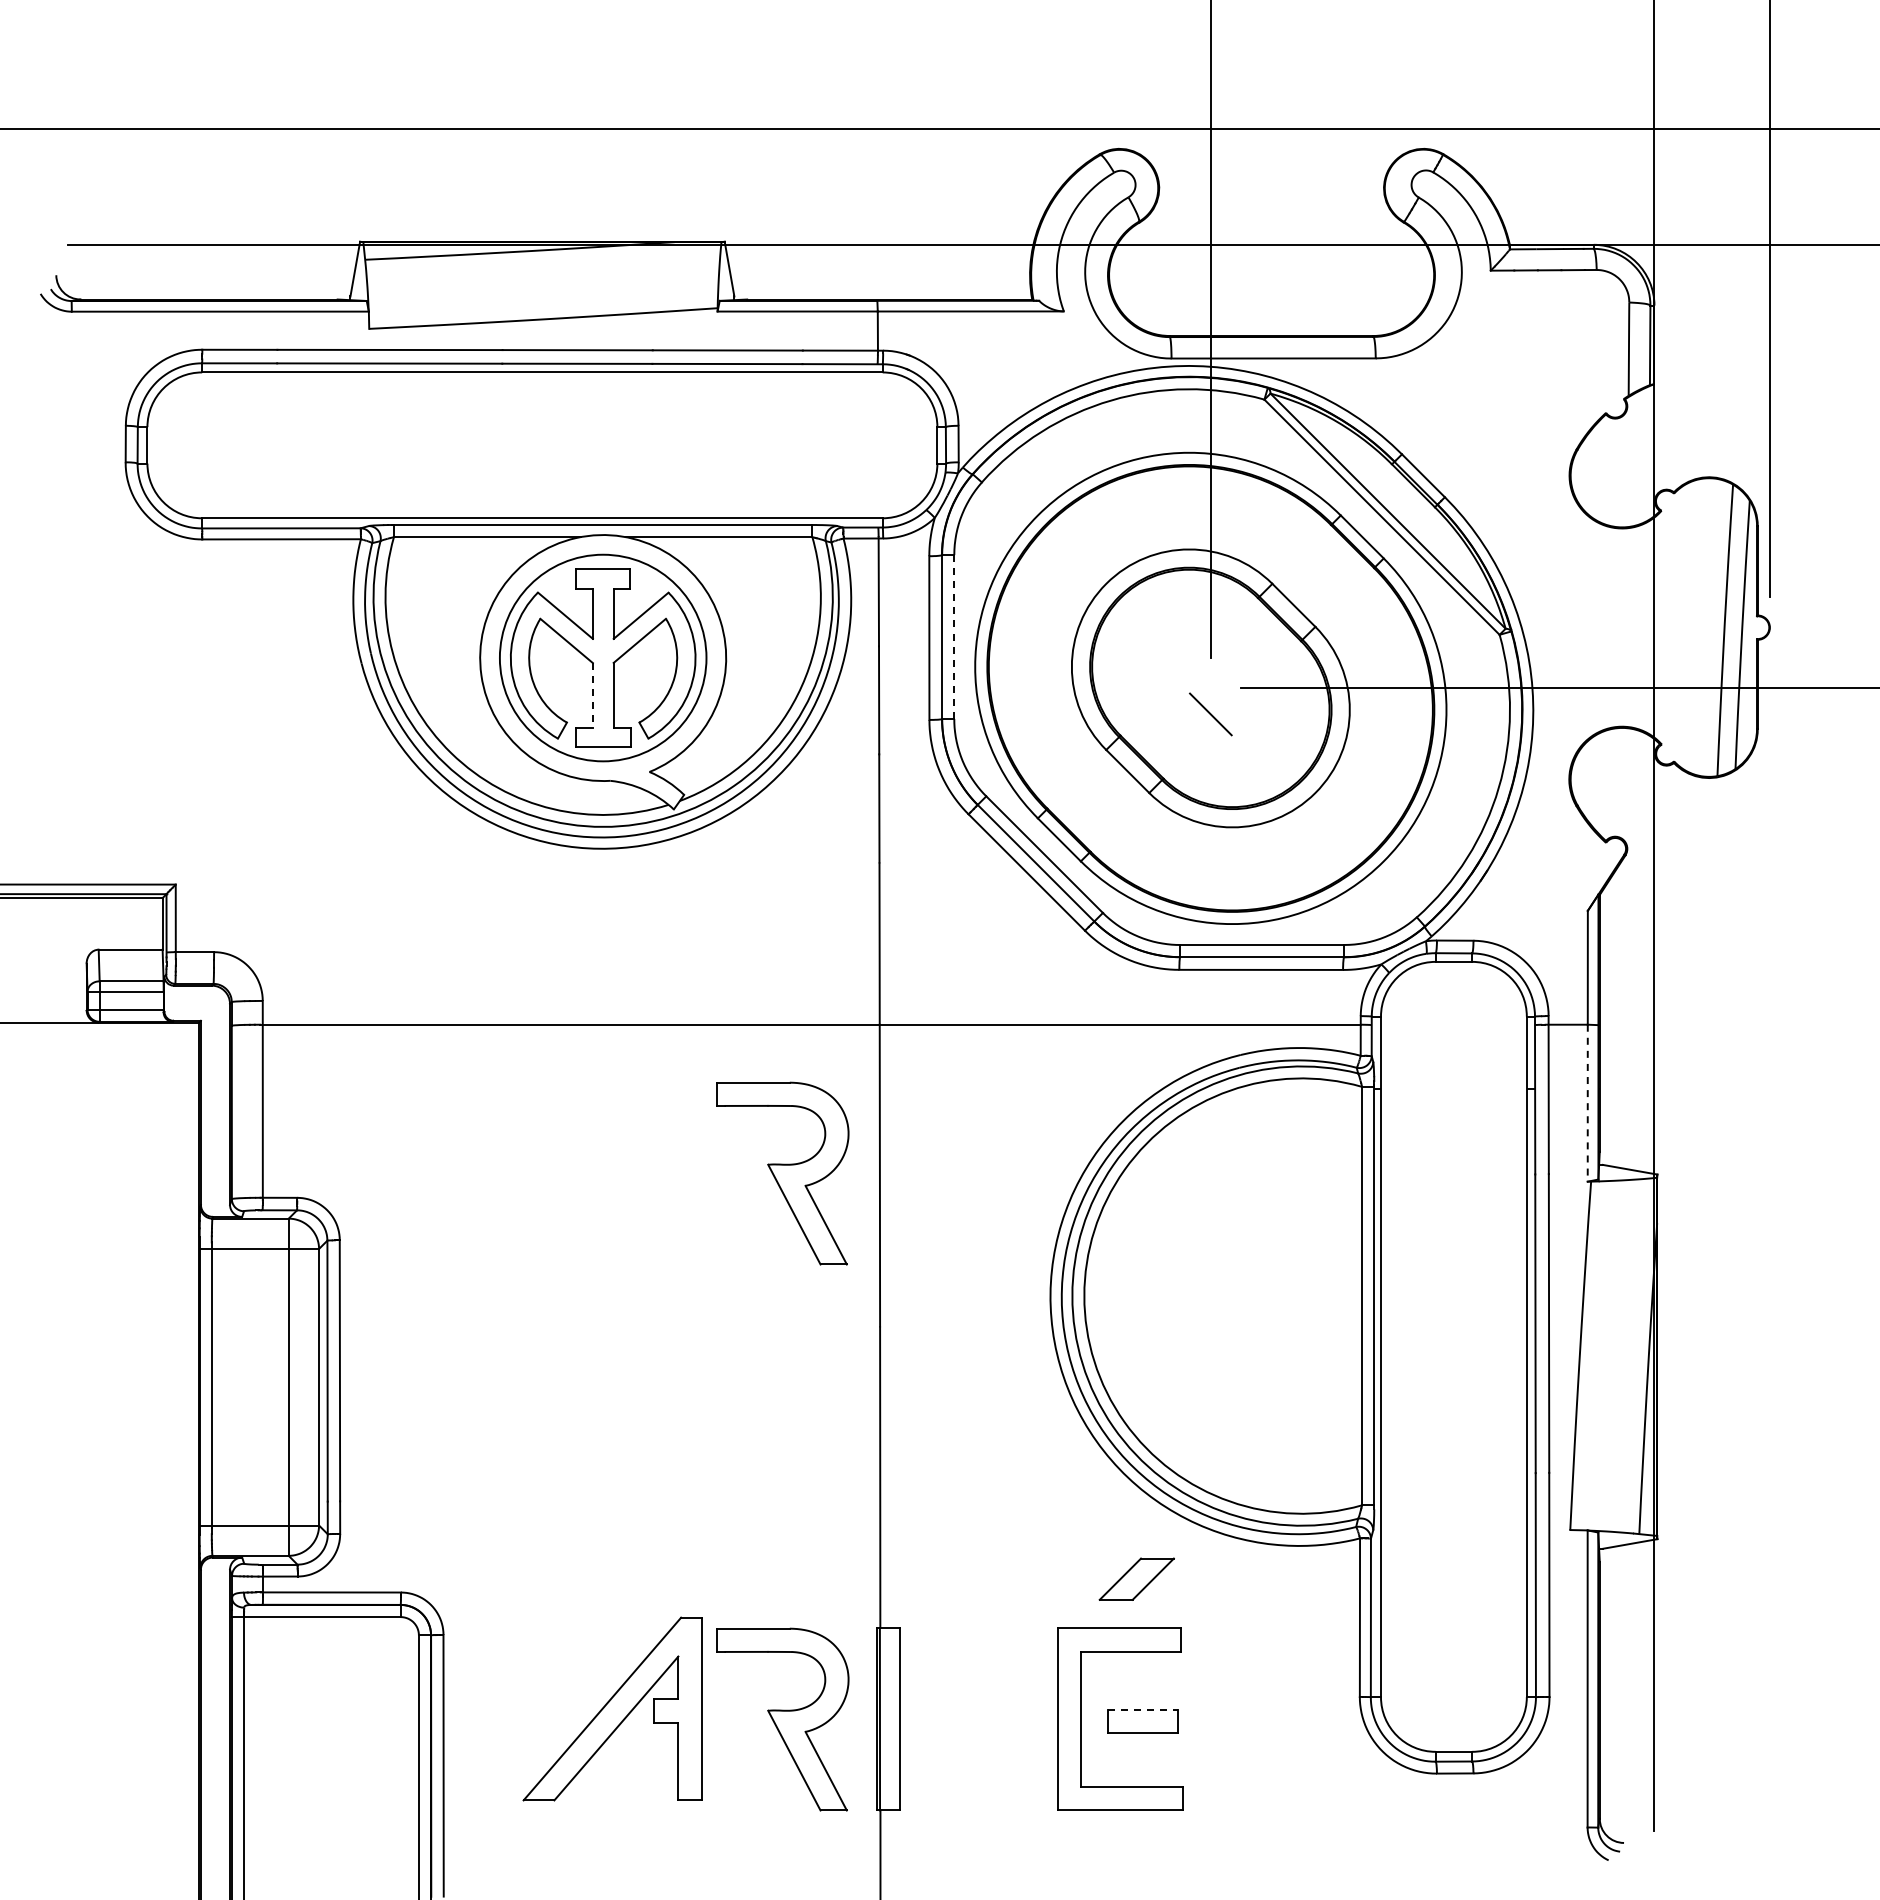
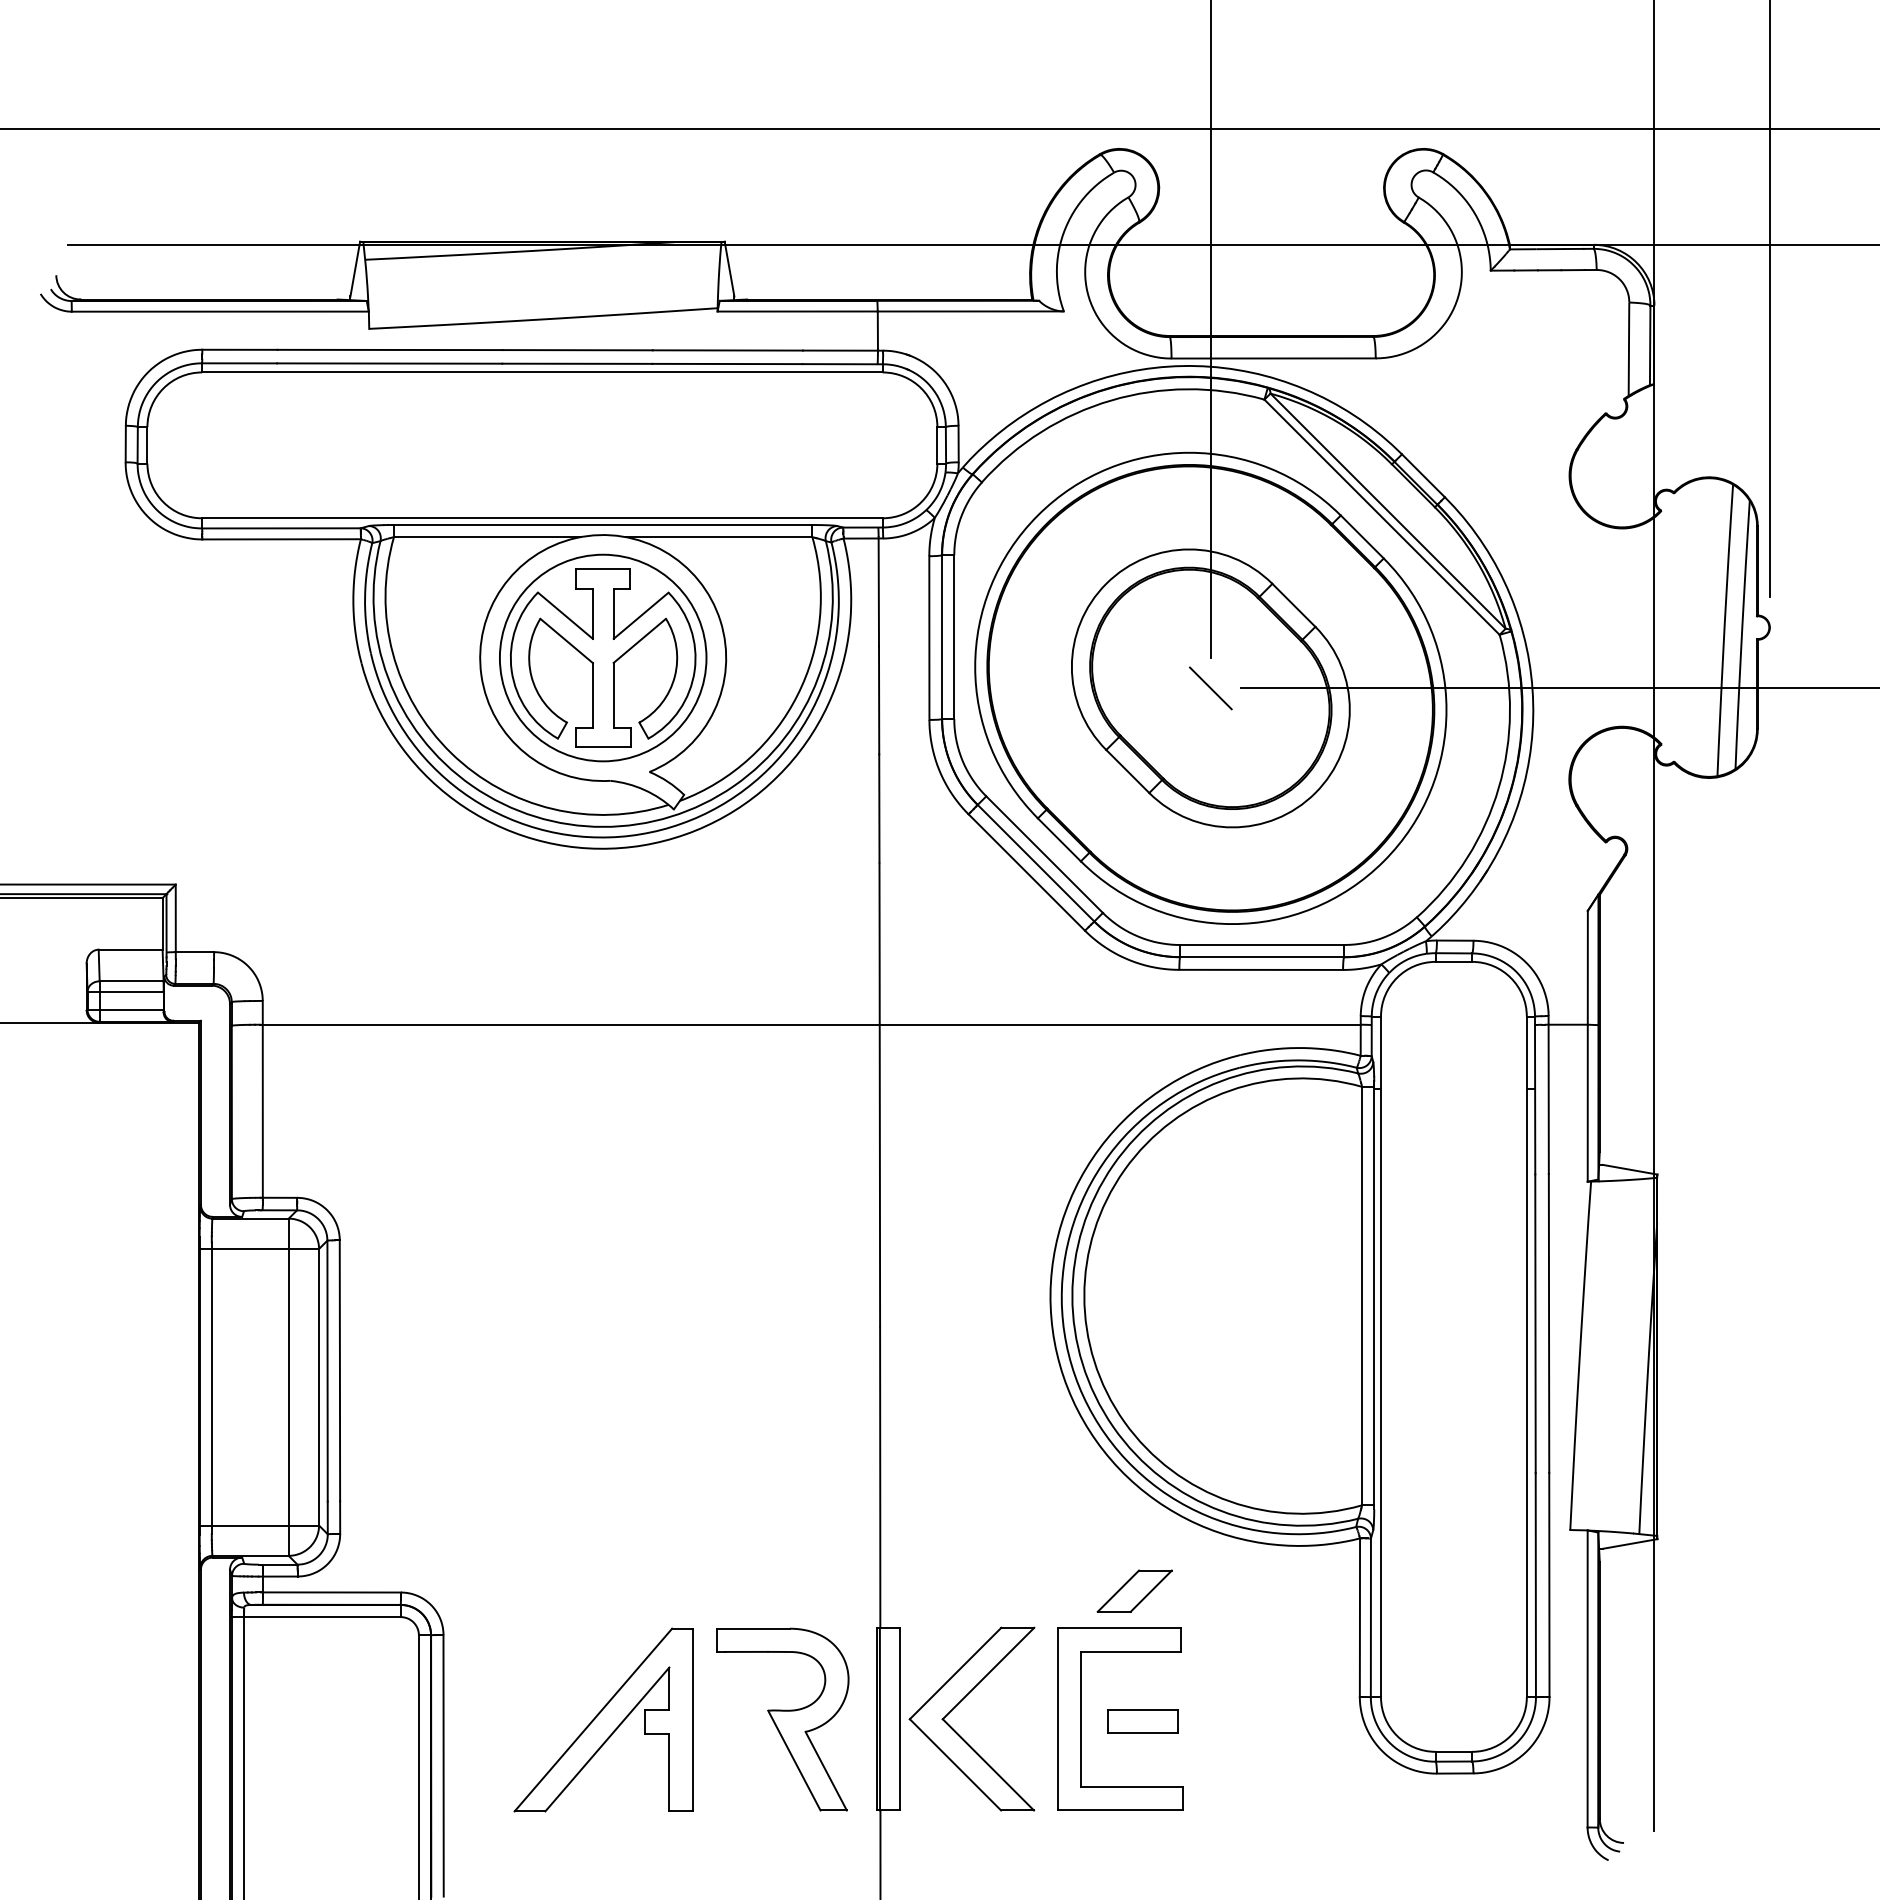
line: dashed -> solid (954, 637)
line: dashed -> solid (592, 695)
line position: (1210, 714) -> (1210, 688) (1210, 688)
line: dashed -> solid (1587, 1103)
part: present -> none (782, 1173)
part position: (1136, 1578) -> (1134, 1590) (1134, 1590)
part: none -> present (958, 1704)
part position: (612, 1708) -> (603, 1719) (603, 1719)
line: dashed -> solid (1143, 1709)
